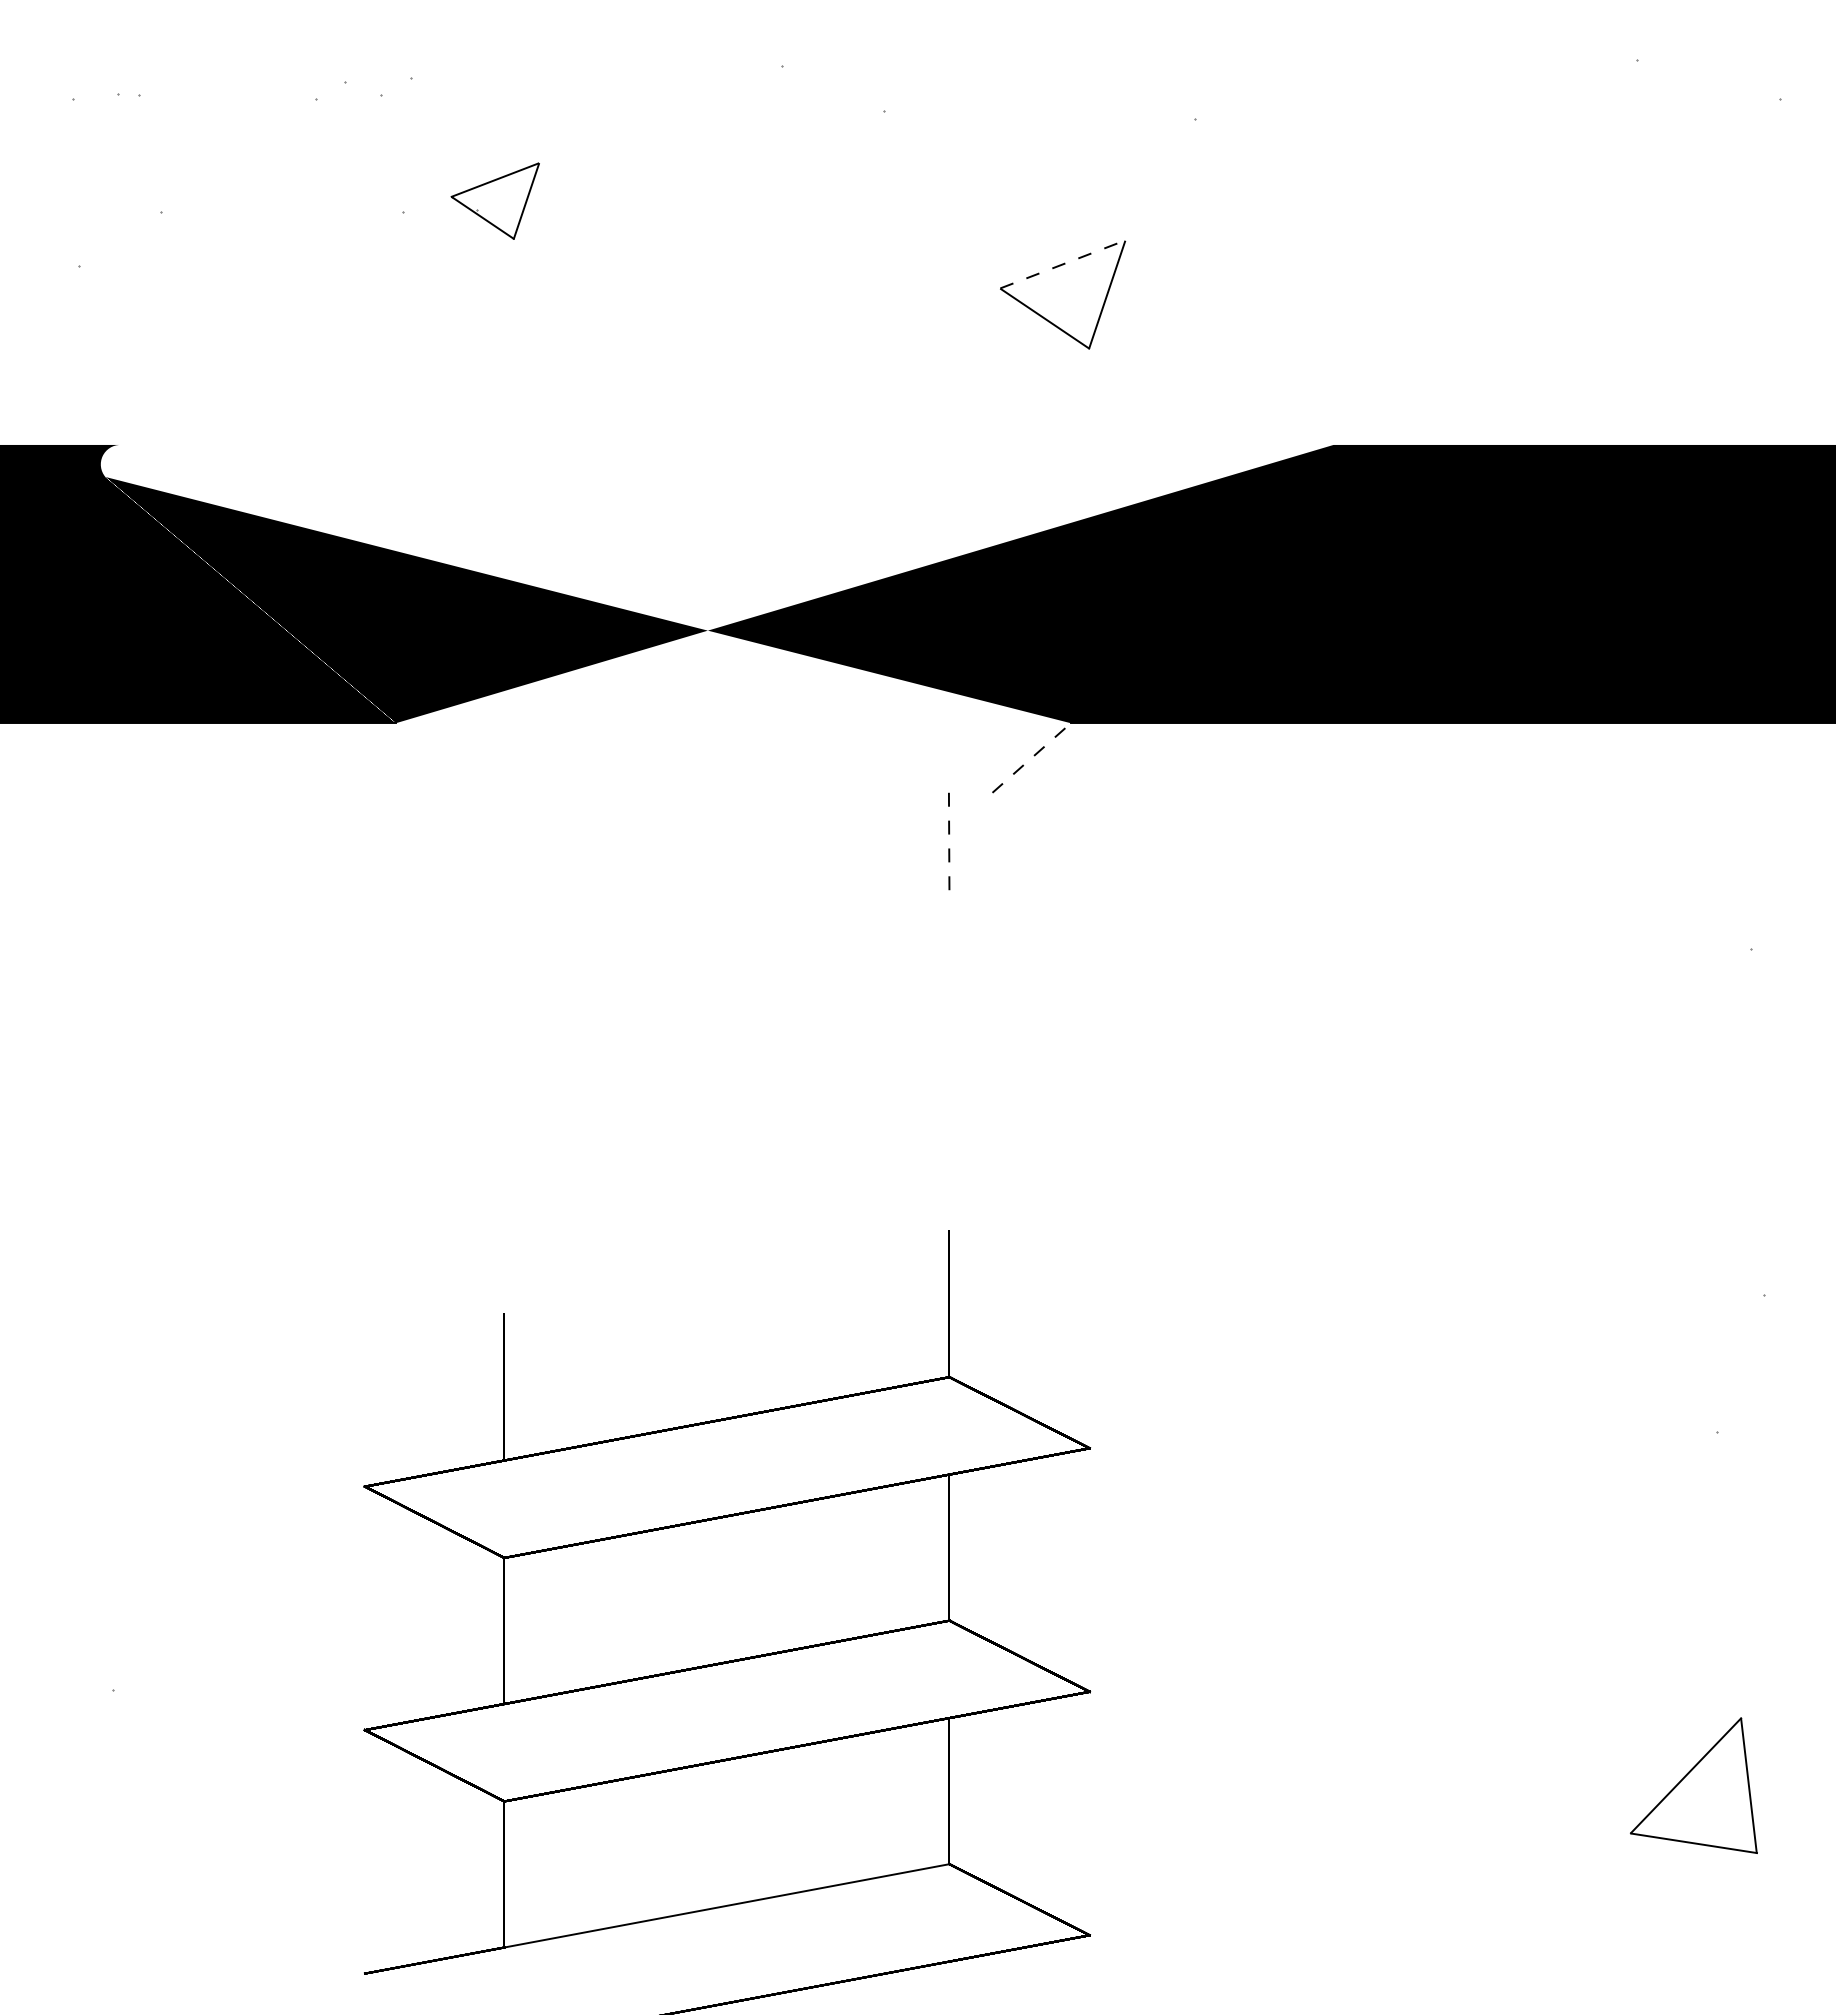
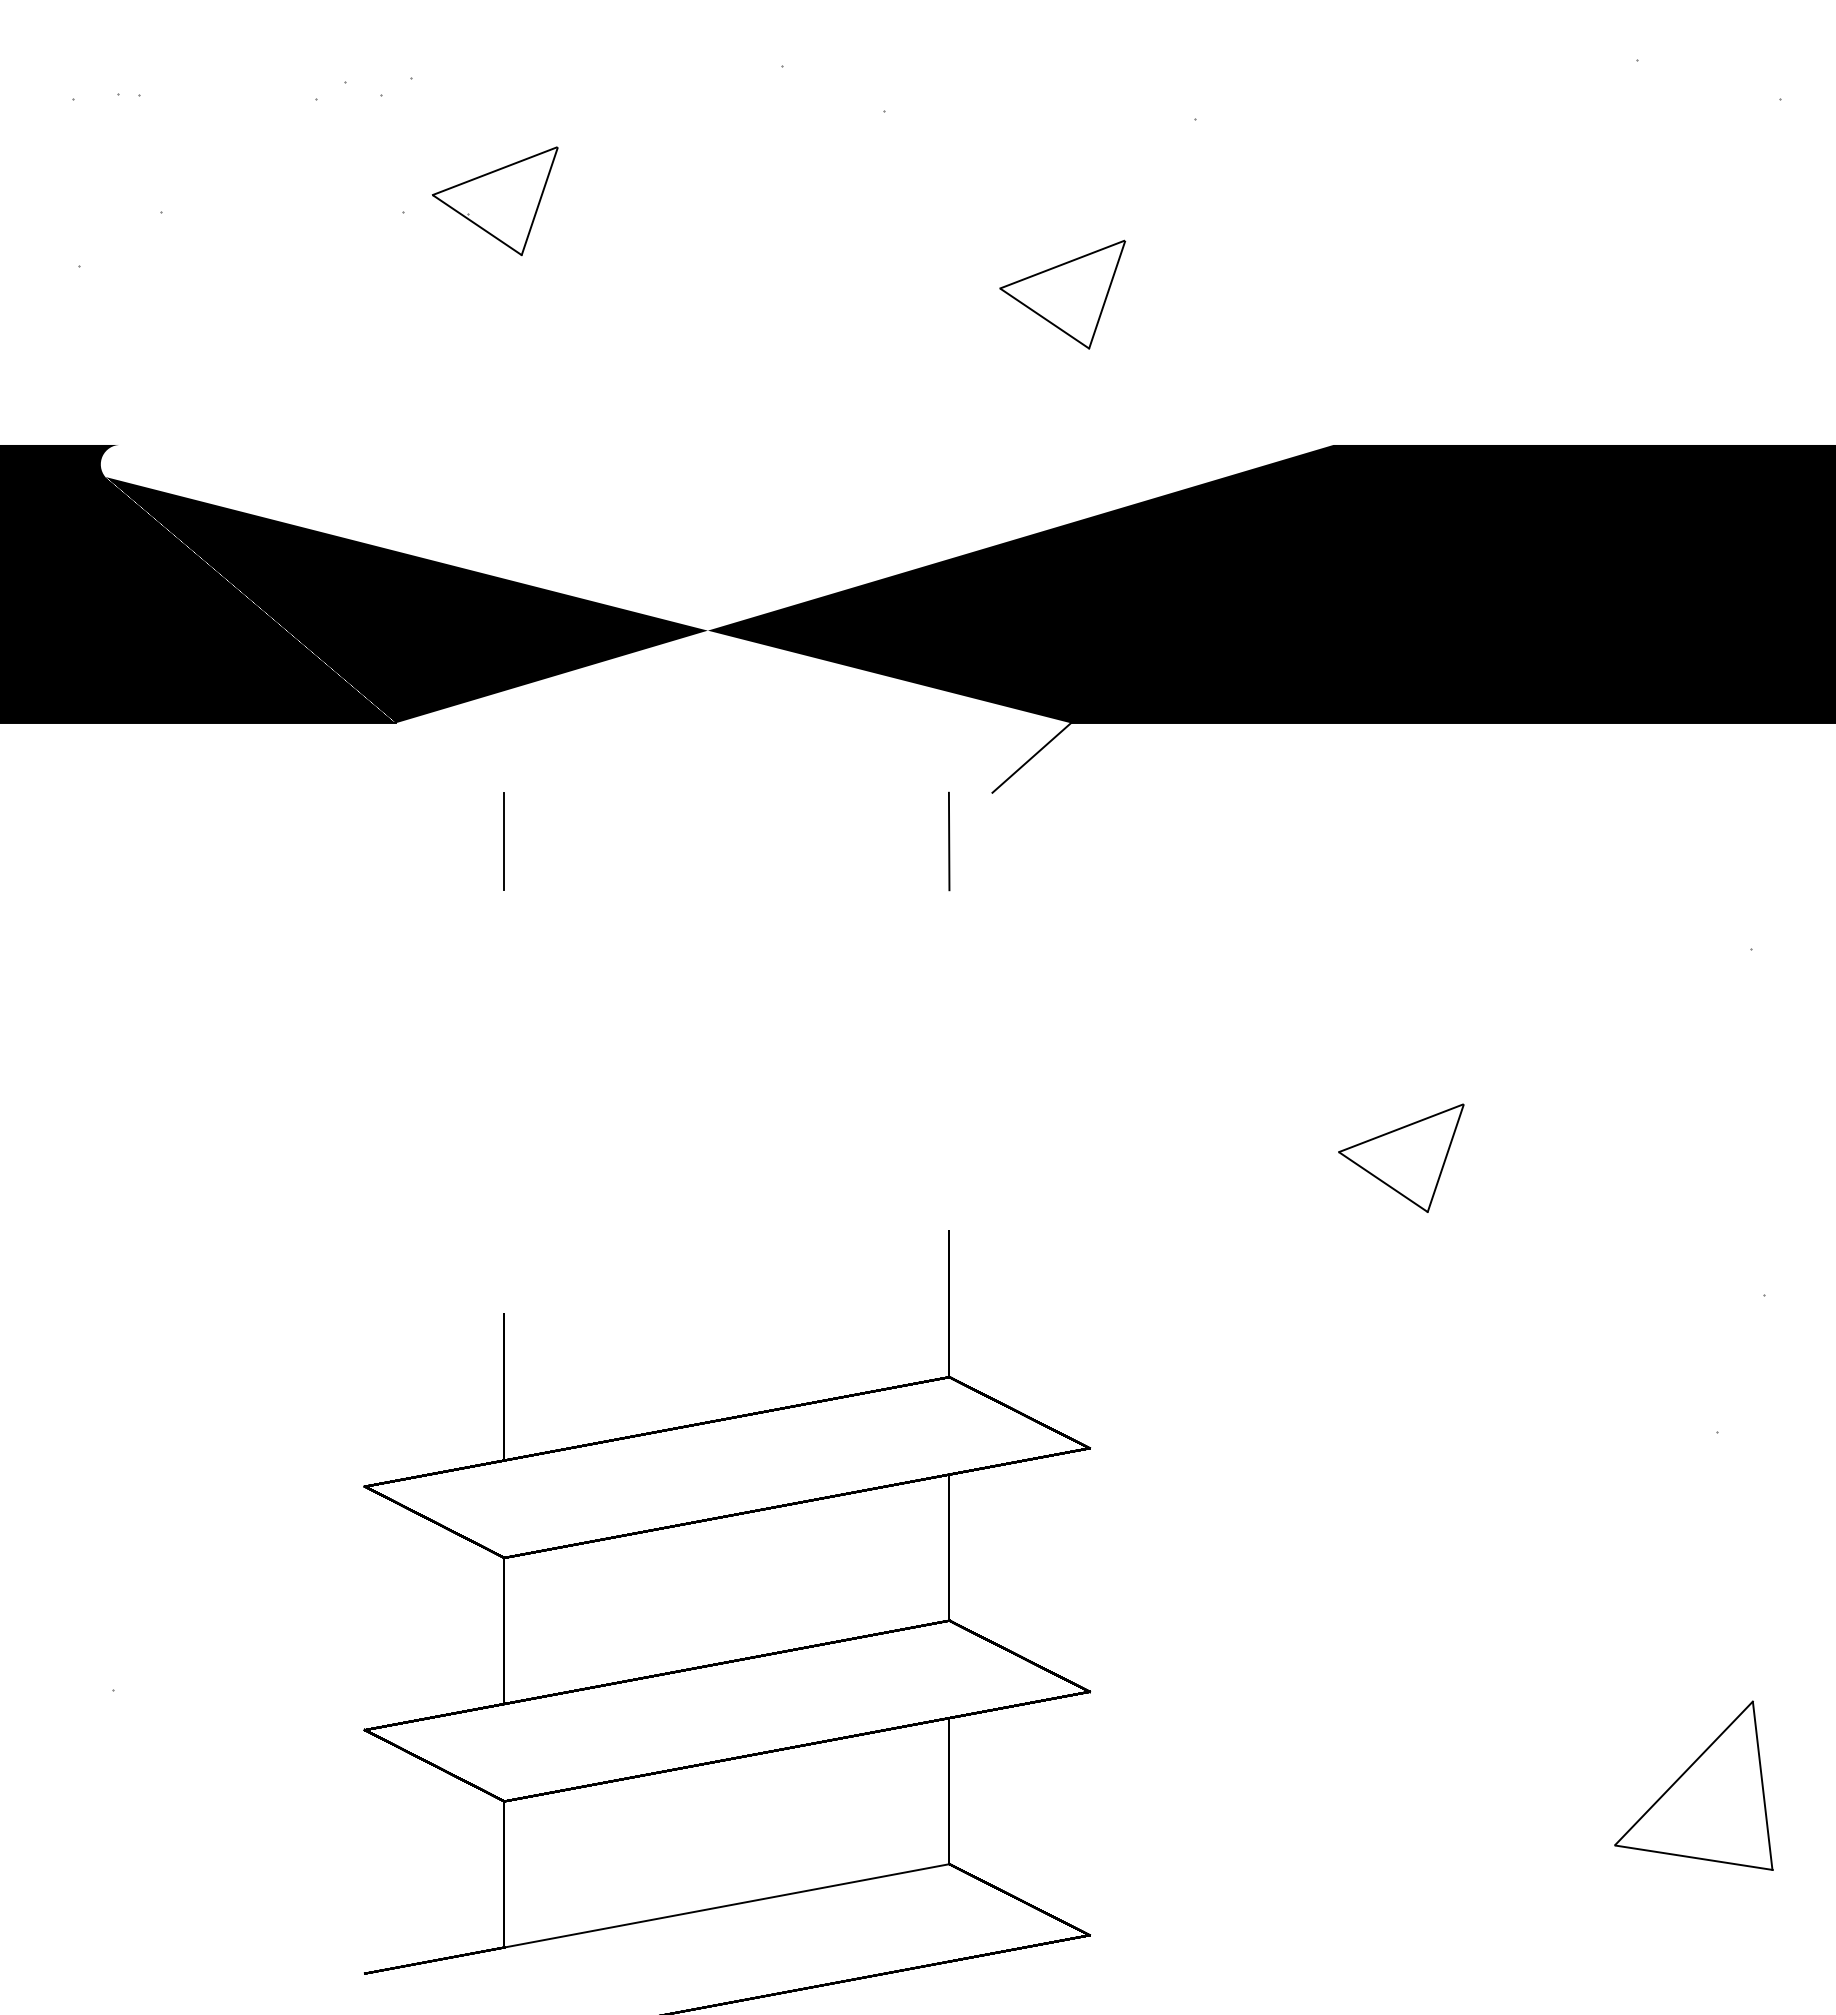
part size: 90x78 px -> 127x110 px (495, 200)
line: dashed -> solid (1062, 264)
line: dashed -> solid (1032, 757)
line: none -> present (504, 841)
line: dashed -> solid (949, 841)
part: none -> present (1401, 1157)
part size: 128x137 px -> 160x171 px (1693, 1785)
